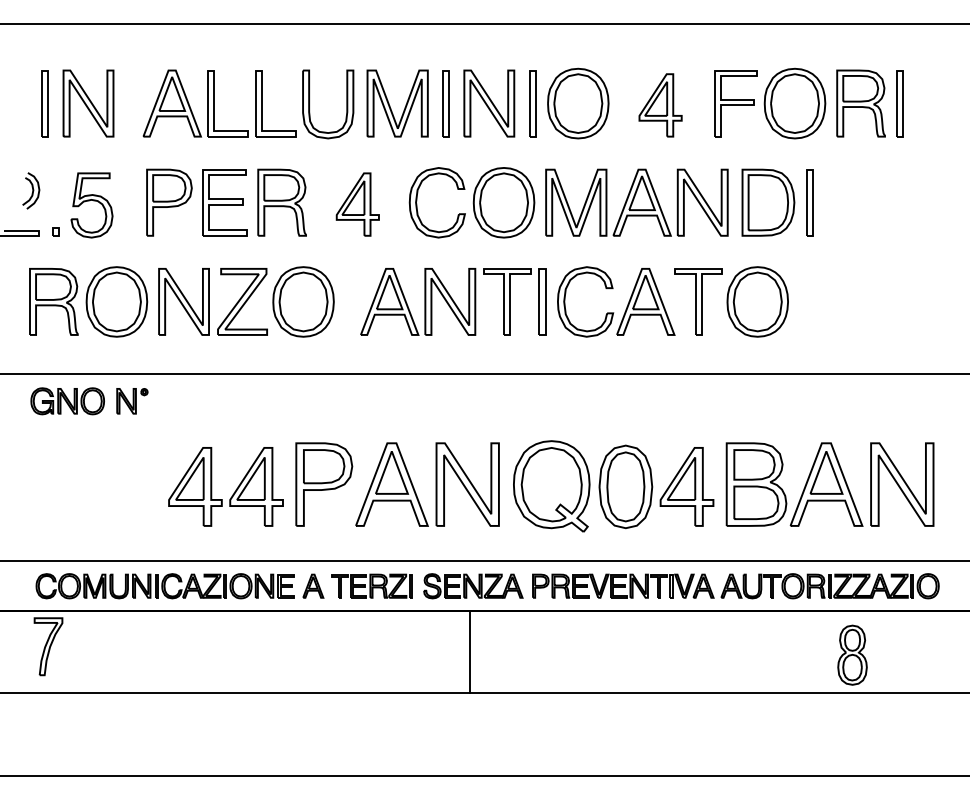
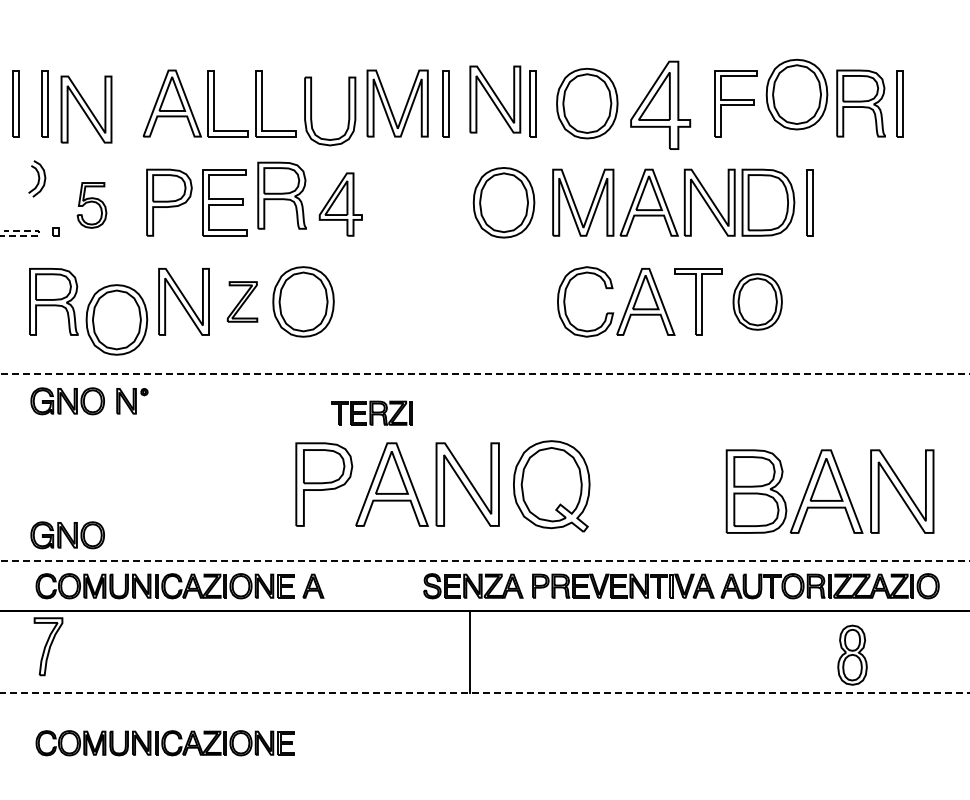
line: present -> none (484, 24)
part: none -> present (15, 103)
part position: (88, 103) -> (86, 109) (86, 109)
part position: (489, 103) -> (495, 99) (495, 99)
part position: (578, 103) -> (587, 103) (587, 103)
part position: (794, 103) -> (796, 94) (796, 94)
part position: (346, 104) -> (348, 111) (348, 111)
part size: 45x65 px -> 62x90 px (660, 104)
part position: (31, 190) -> (37, 178) (37, 178)
part: present -> none (417, 201)
part position: (281, 202) -> (281, 195) (281, 195)
part position: (636, 202) -> (643, 202) (643, 202)
part position: (357, 204) -> (340, 204) (340, 204)
part size: 44x67 px -> 32x47 px (91, 205)
line: solid -> dashed (39, 234)
part position: (116, 301) -> (116, 319) (116, 319)
part size: 51x68 px -> 33x42 px (242, 301)
part: present -> none (453, 301)
part size: 63x72 px -> 51x58 px (757, 301)
line: solid -> dashed (485, 374)
part position: (829, 484) -> (829, 491) (829, 491)
part: present -> none (656, 486)
part: present -> none (234, 491)
part: none -> present (67, 535)
line: solid -> dashed (485, 561)
part position: (371, 585) -> (371, 412) (371, 412)
line: solid -> dashed (485, 693)
part: none -> present (164, 743)
line: present -> none (484, 775)
